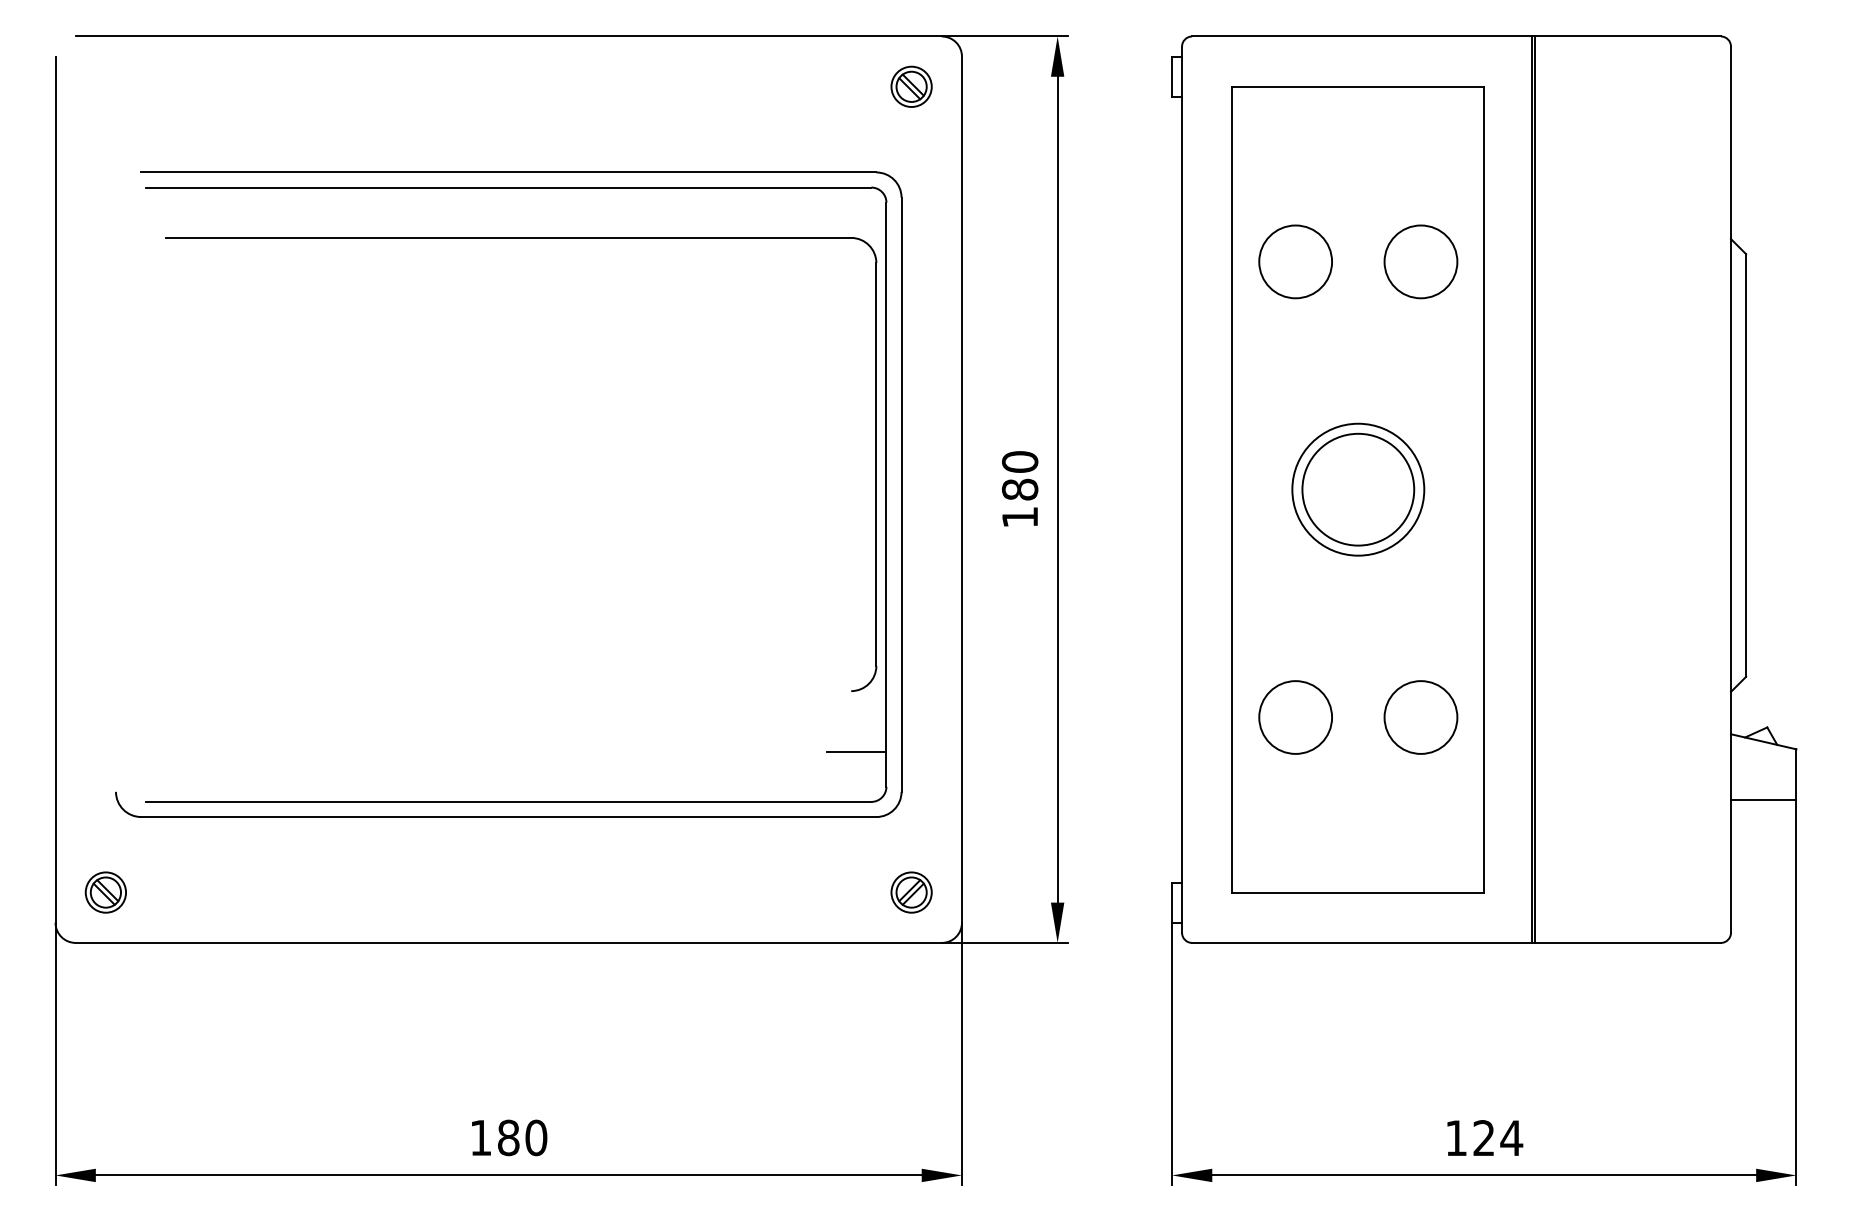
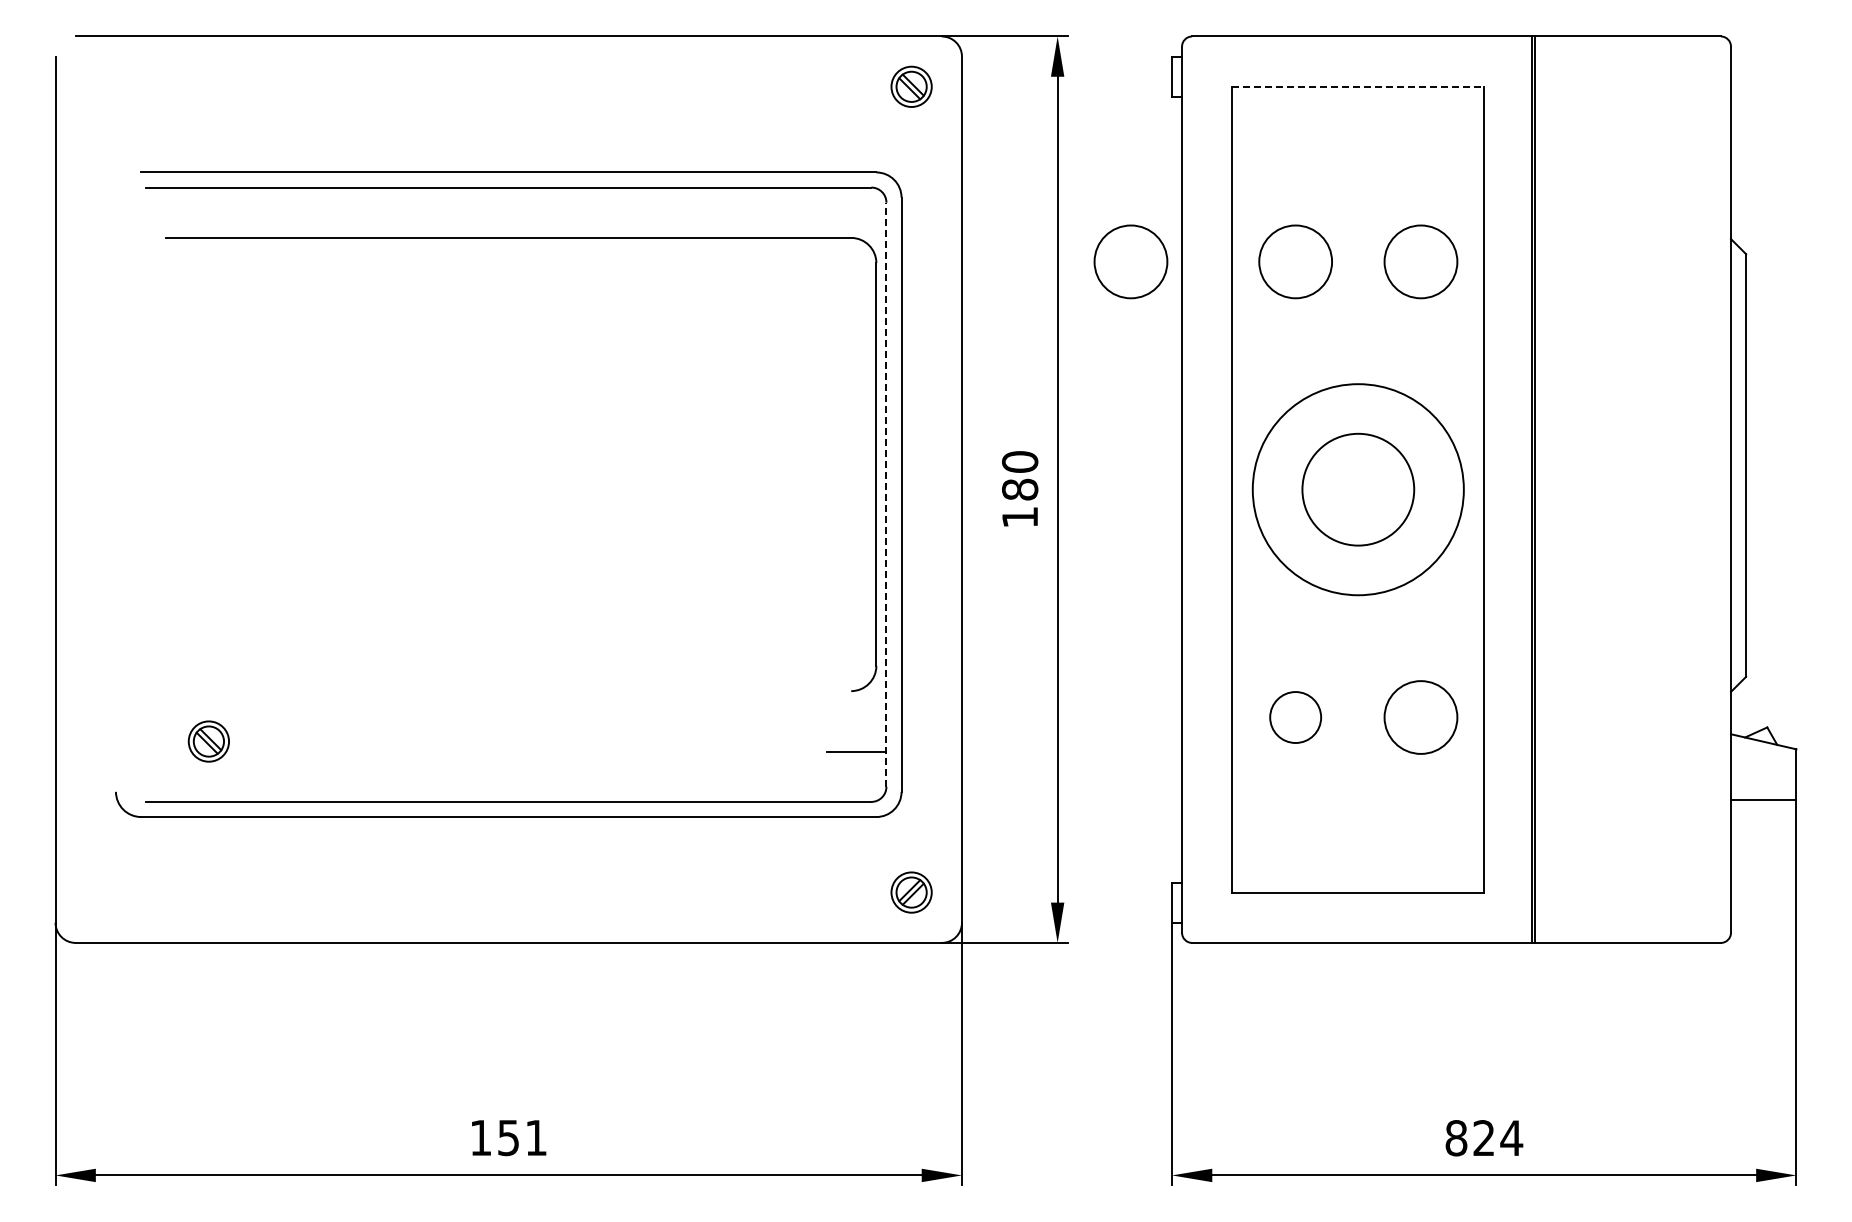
line: solid -> dashed (1358, 86)
circle: none -> present (1130, 261)
circle diameter: 132 px -> 211 px (1357, 489)
line: solid -> dashed (886, 494)
circle diameter: 73 px -> 51 px (1295, 717)
part position: (105, 892) -> (208, 741) (208, 741)
text: 180 -> 151 (522, 1137)
text: 124 -> 824 (1456, 1138)
